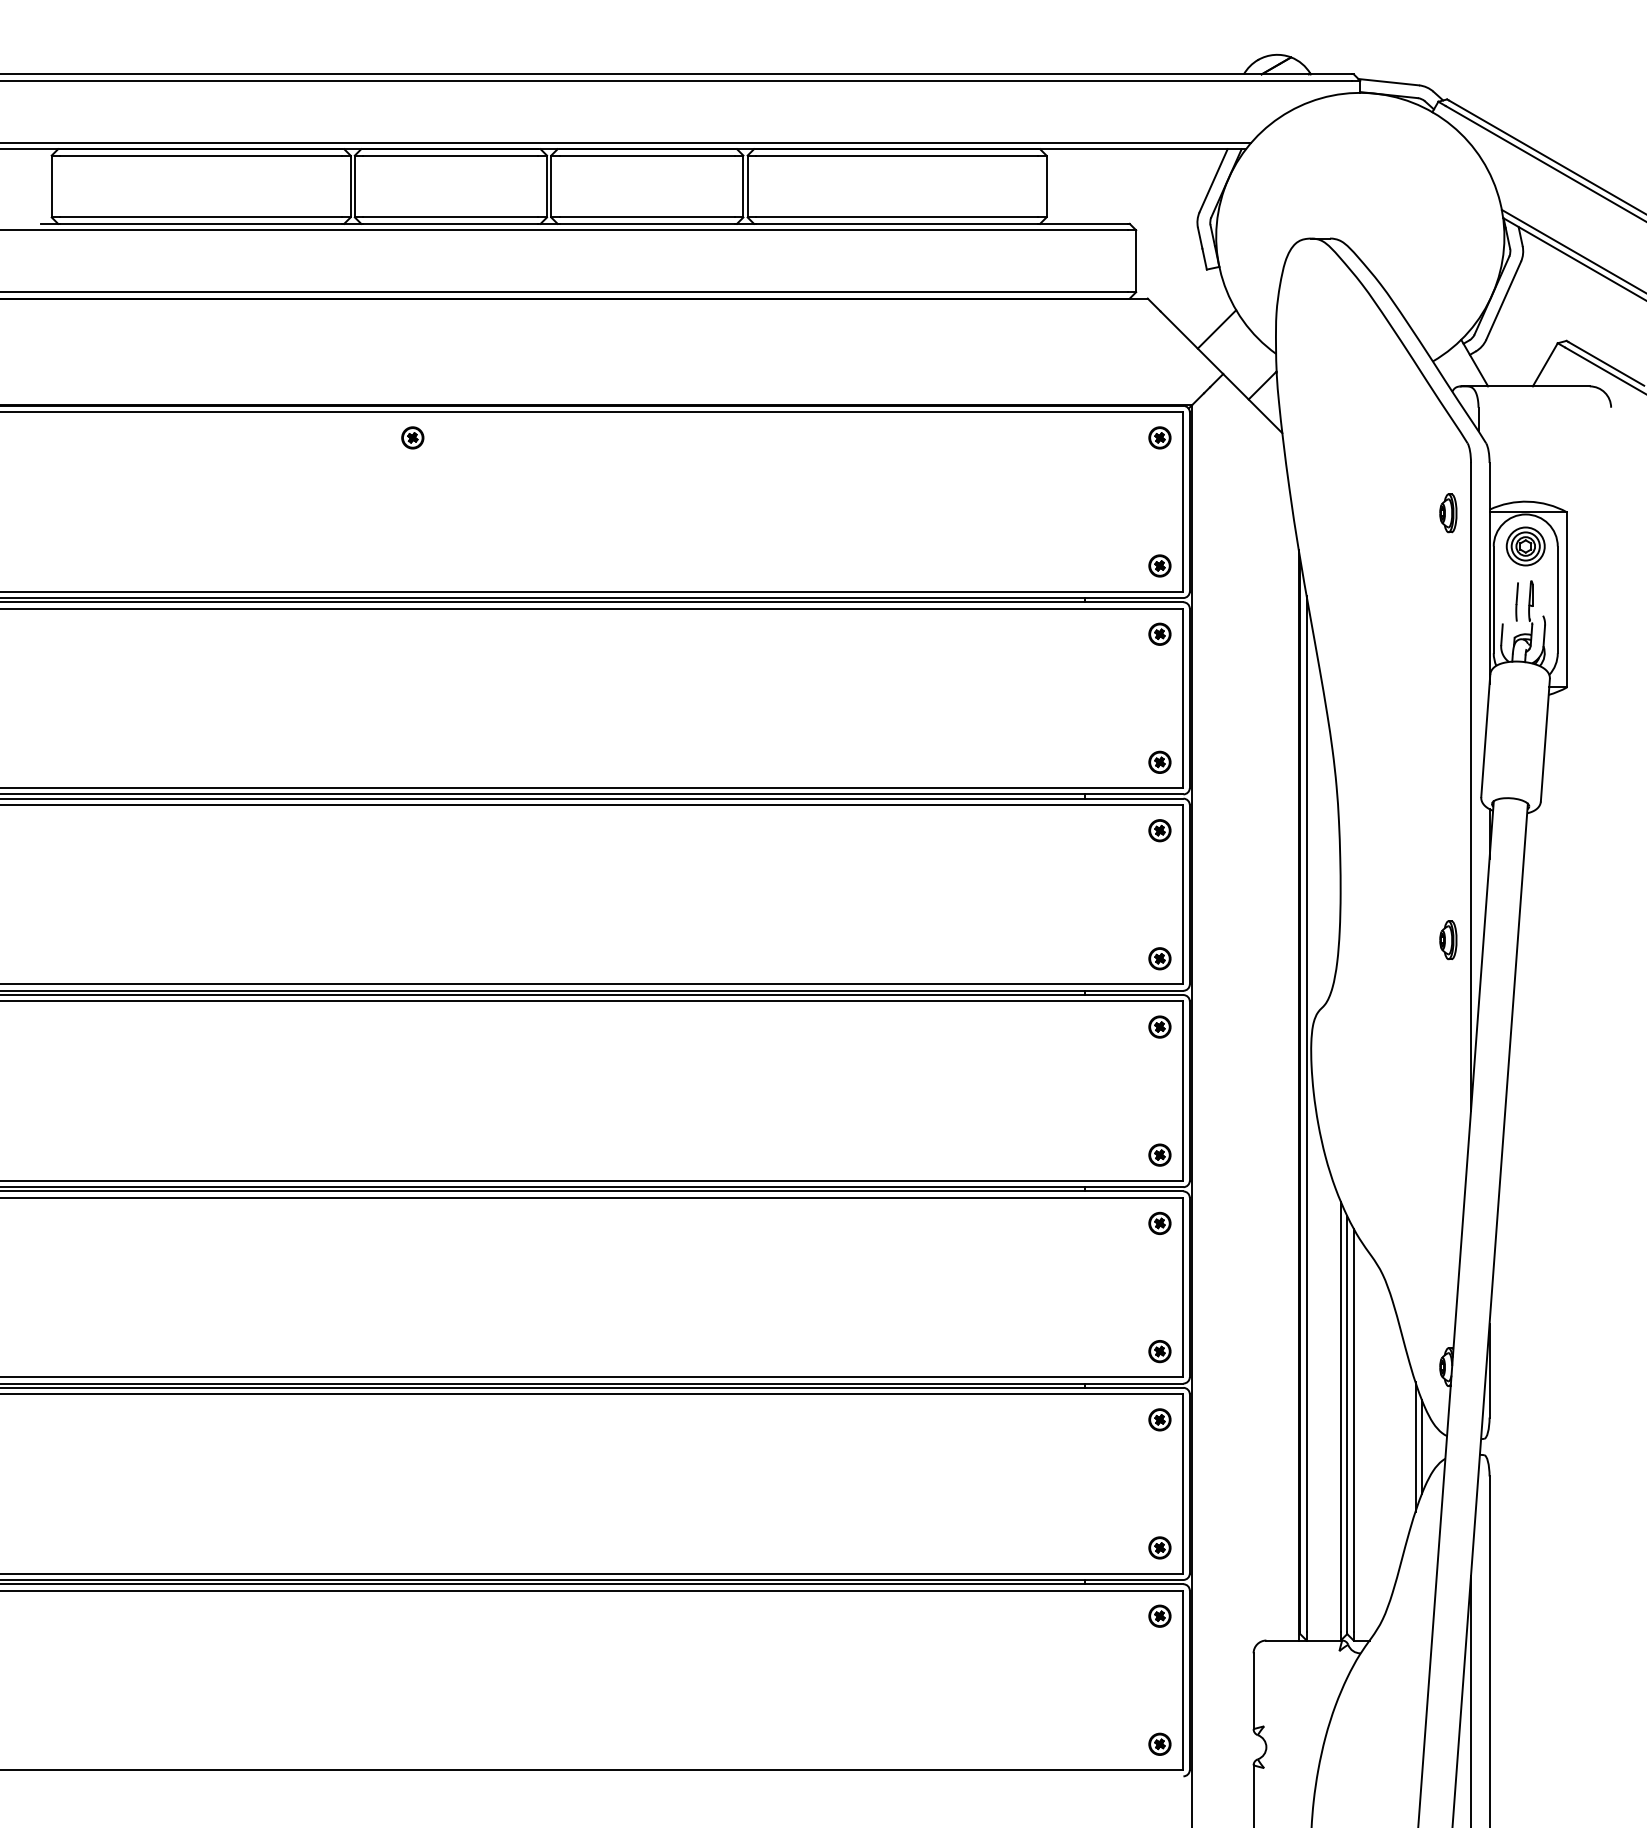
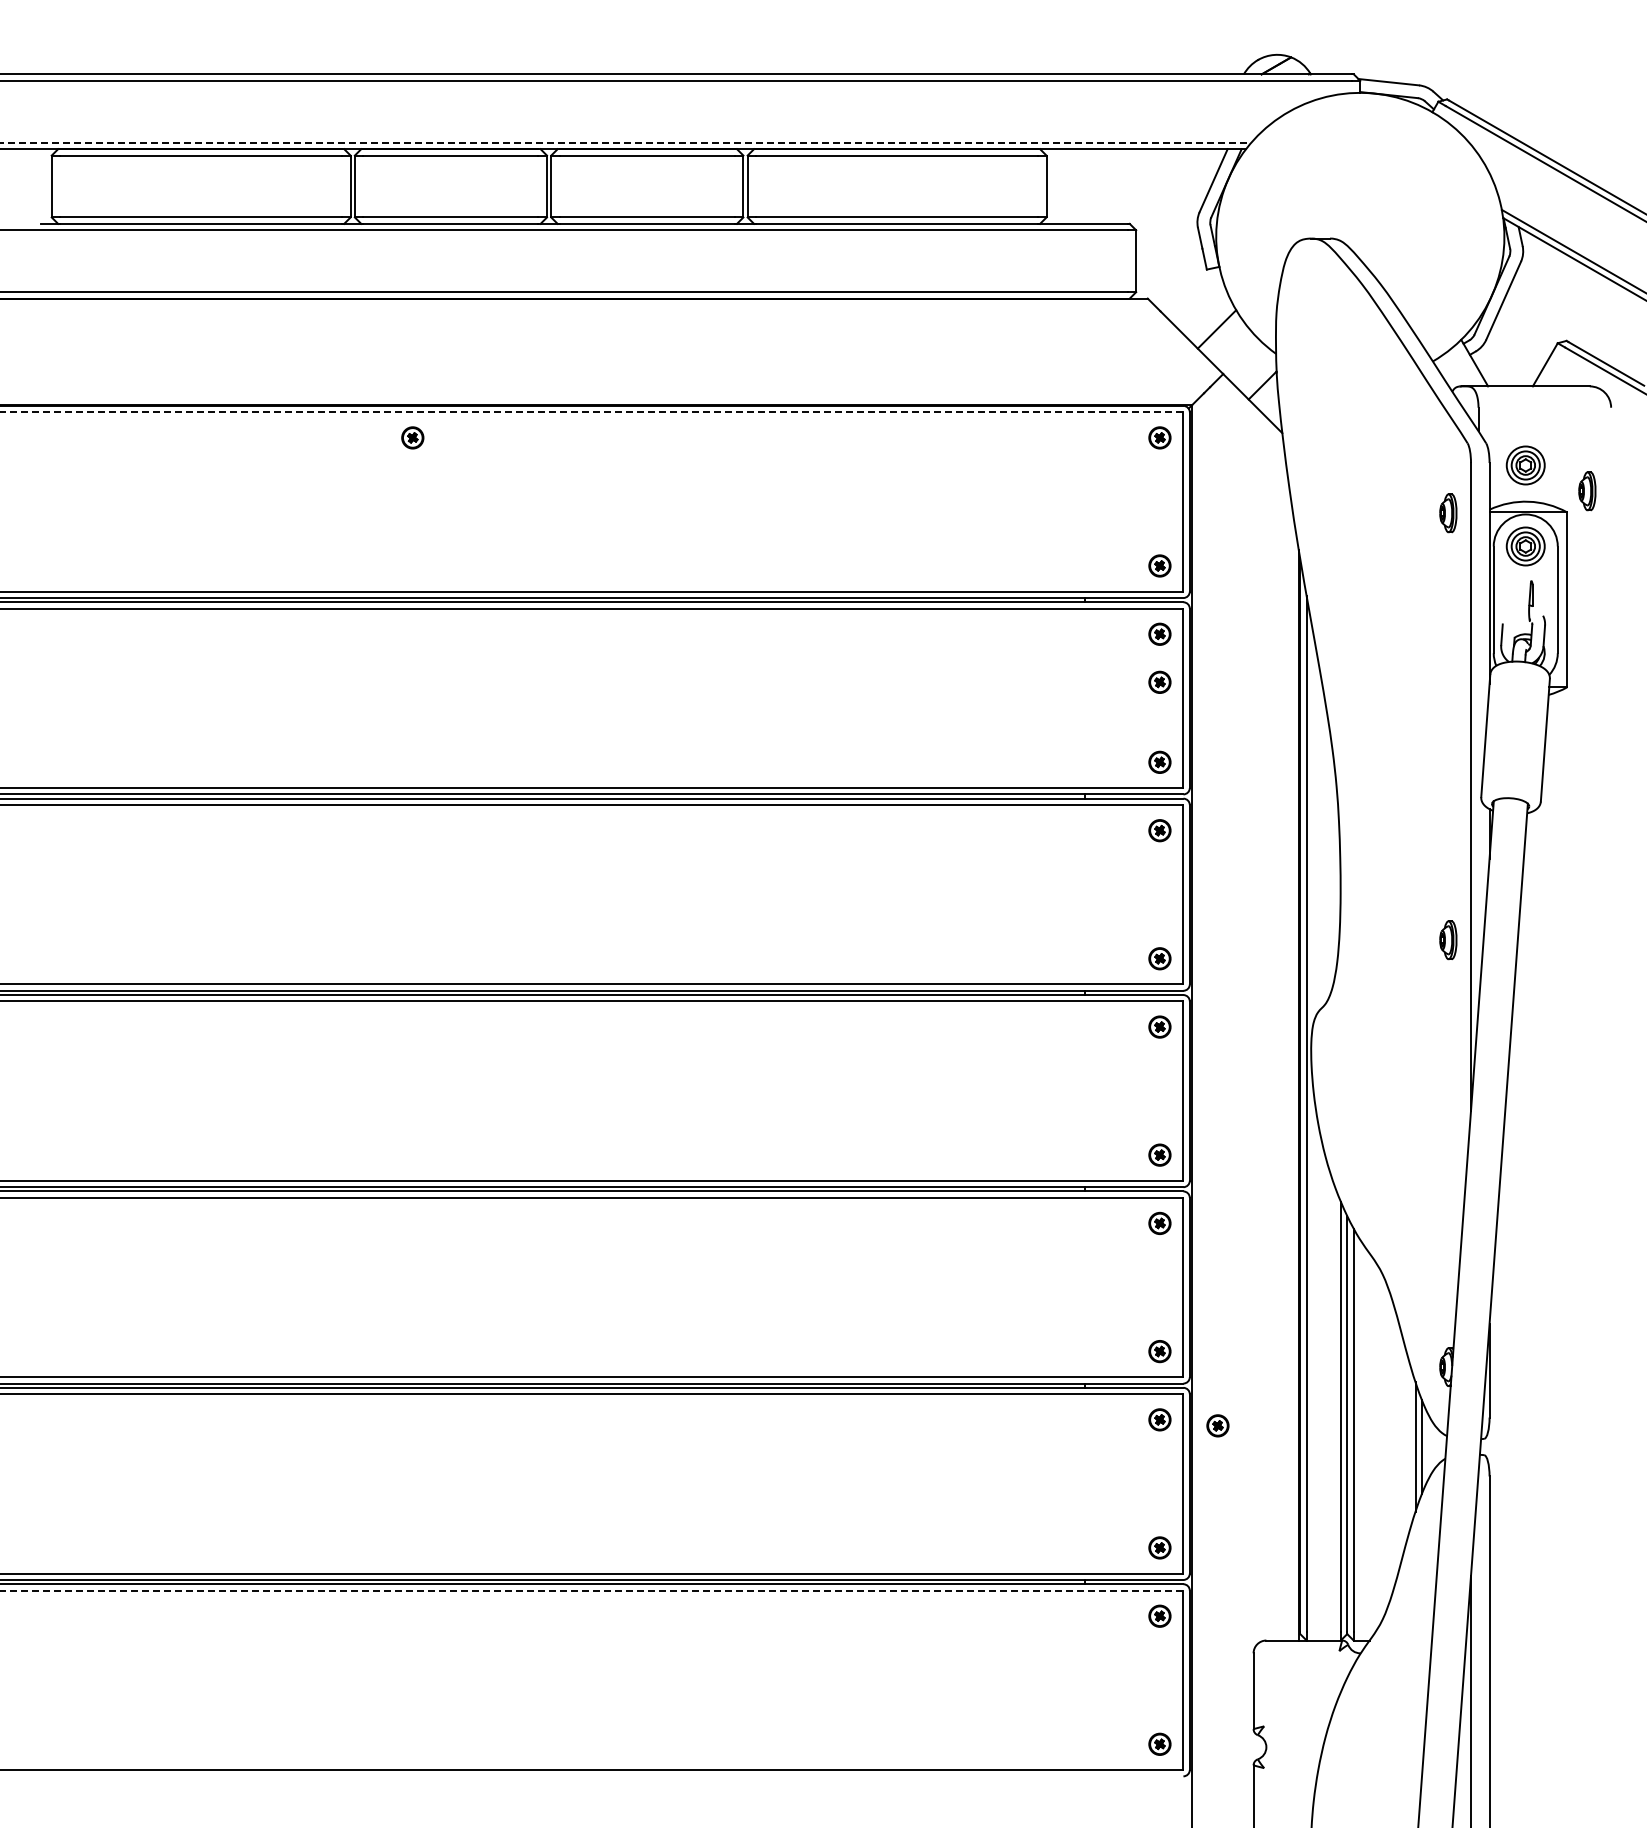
line: solid -> dashed (626, 142)
line: solid -> dashed (591, 412)
part: none -> present (1525, 465)
part: none -> present (1587, 491)
line: present -> none (1516, 601)
part: none -> present (1159, 681)
part: none -> present (1217, 1425)
line: solid -> dashed (591, 1590)
